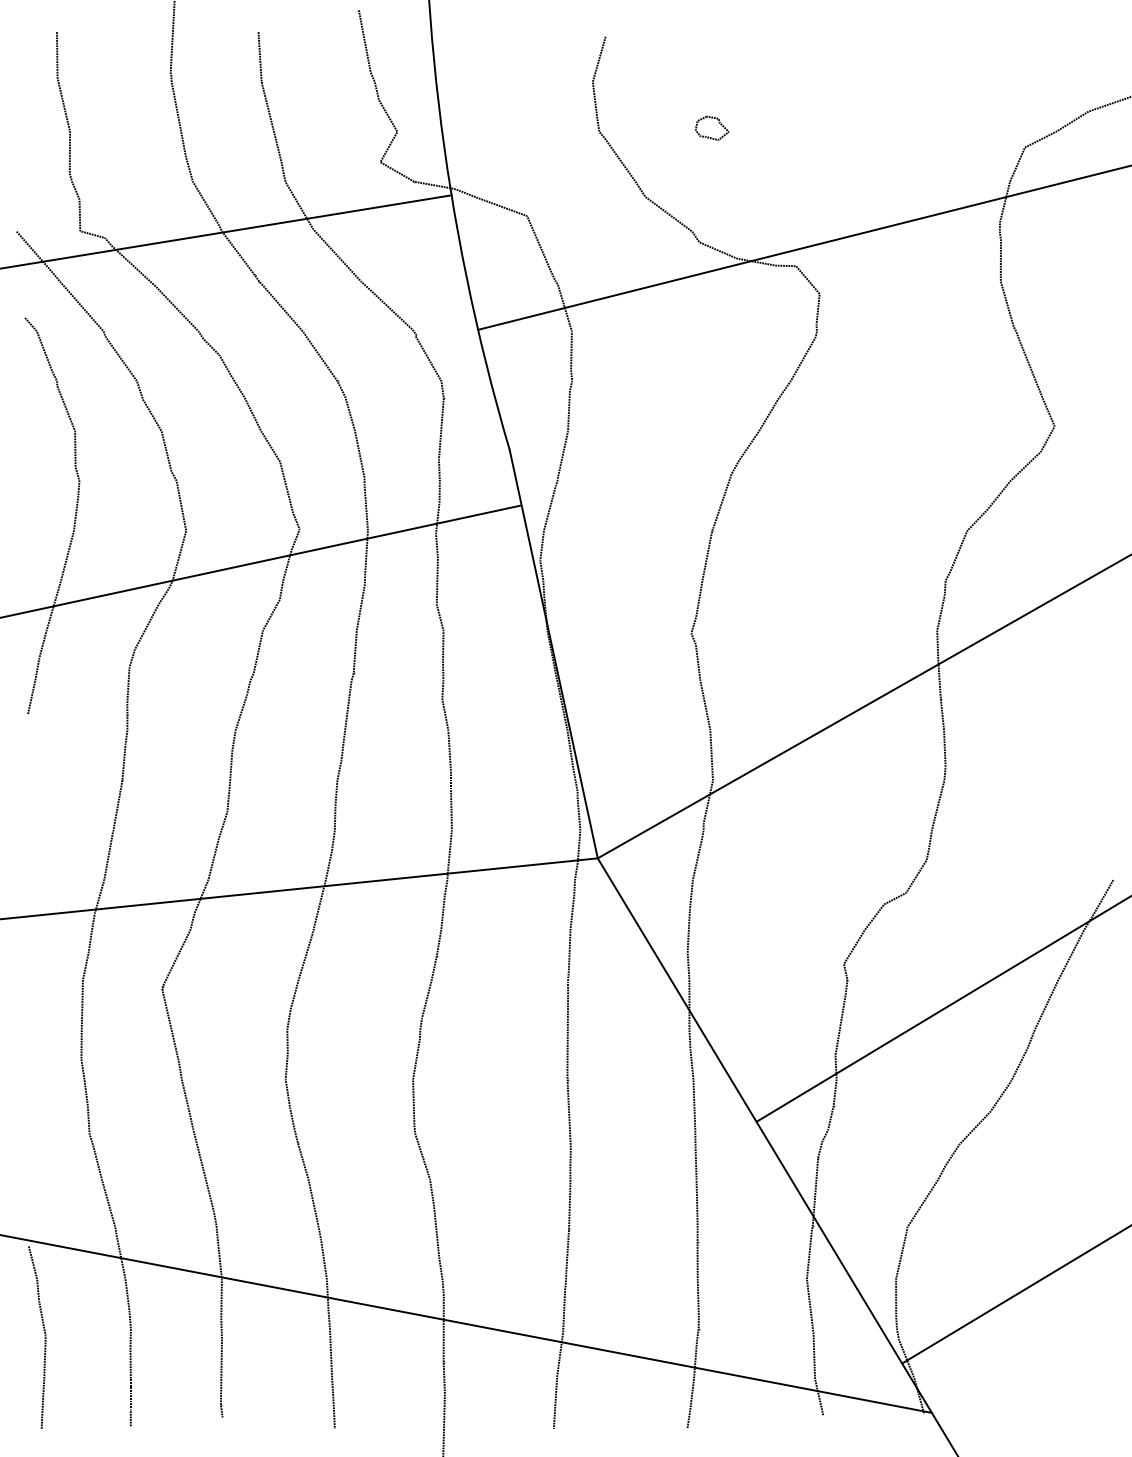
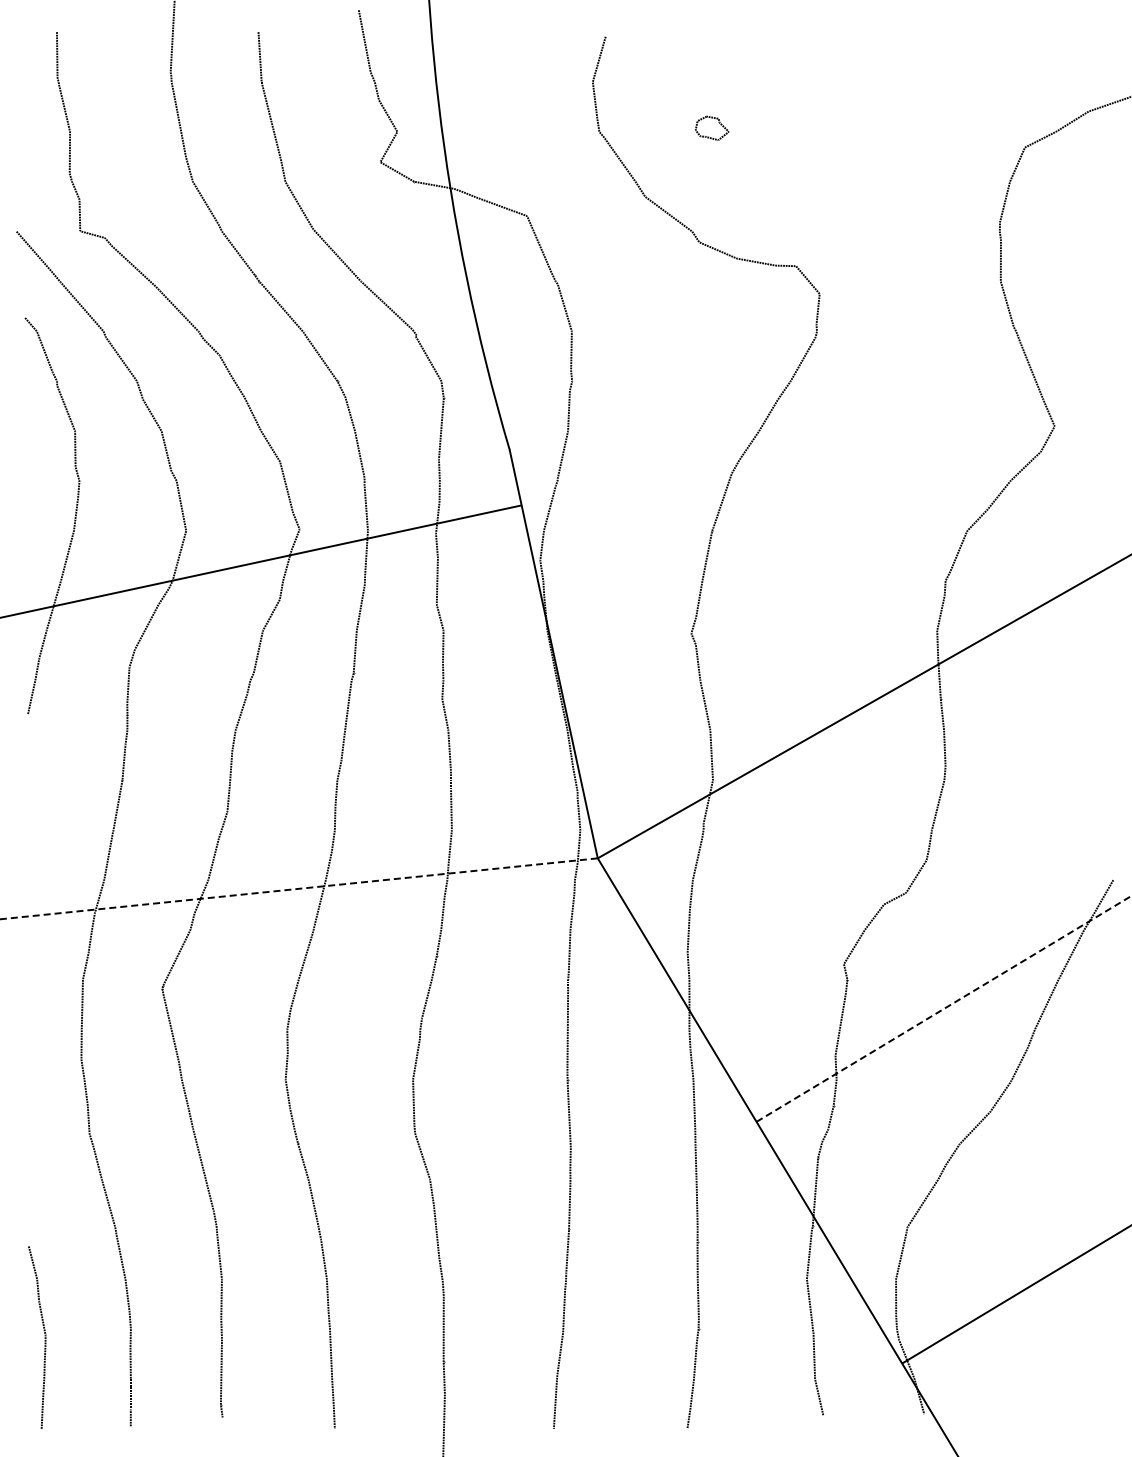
line: present -> none (226, 231)
line: present -> none (803, 247)
line: solid -> dashed (298, 888)
line: solid -> dashed (944, 1008)
line: present -> none (466, 1323)
